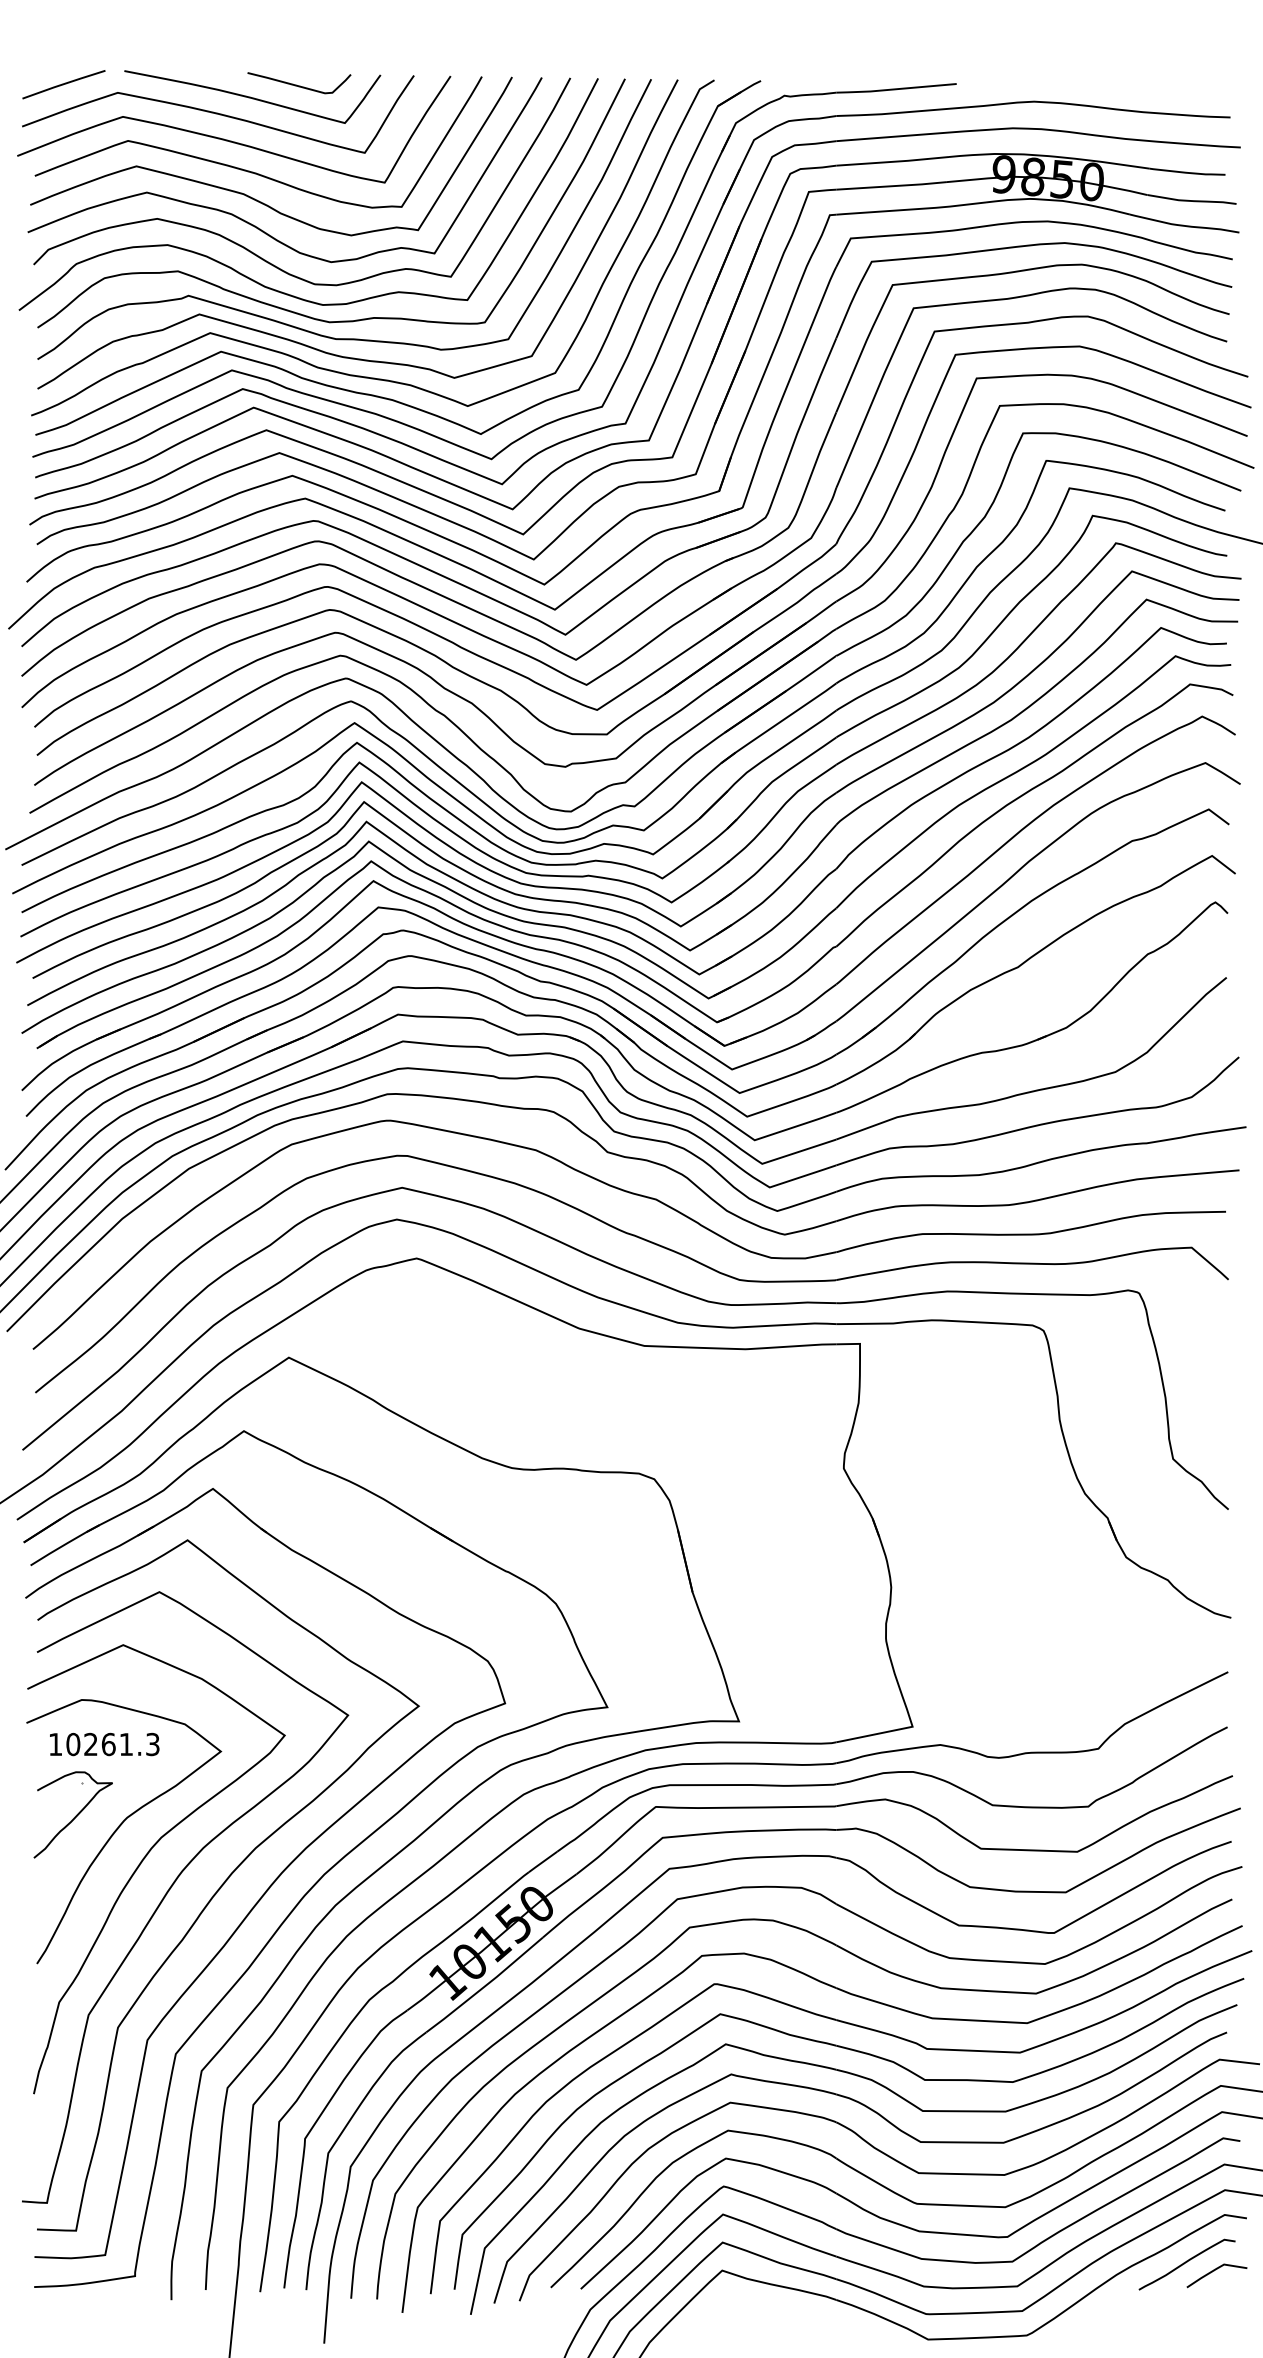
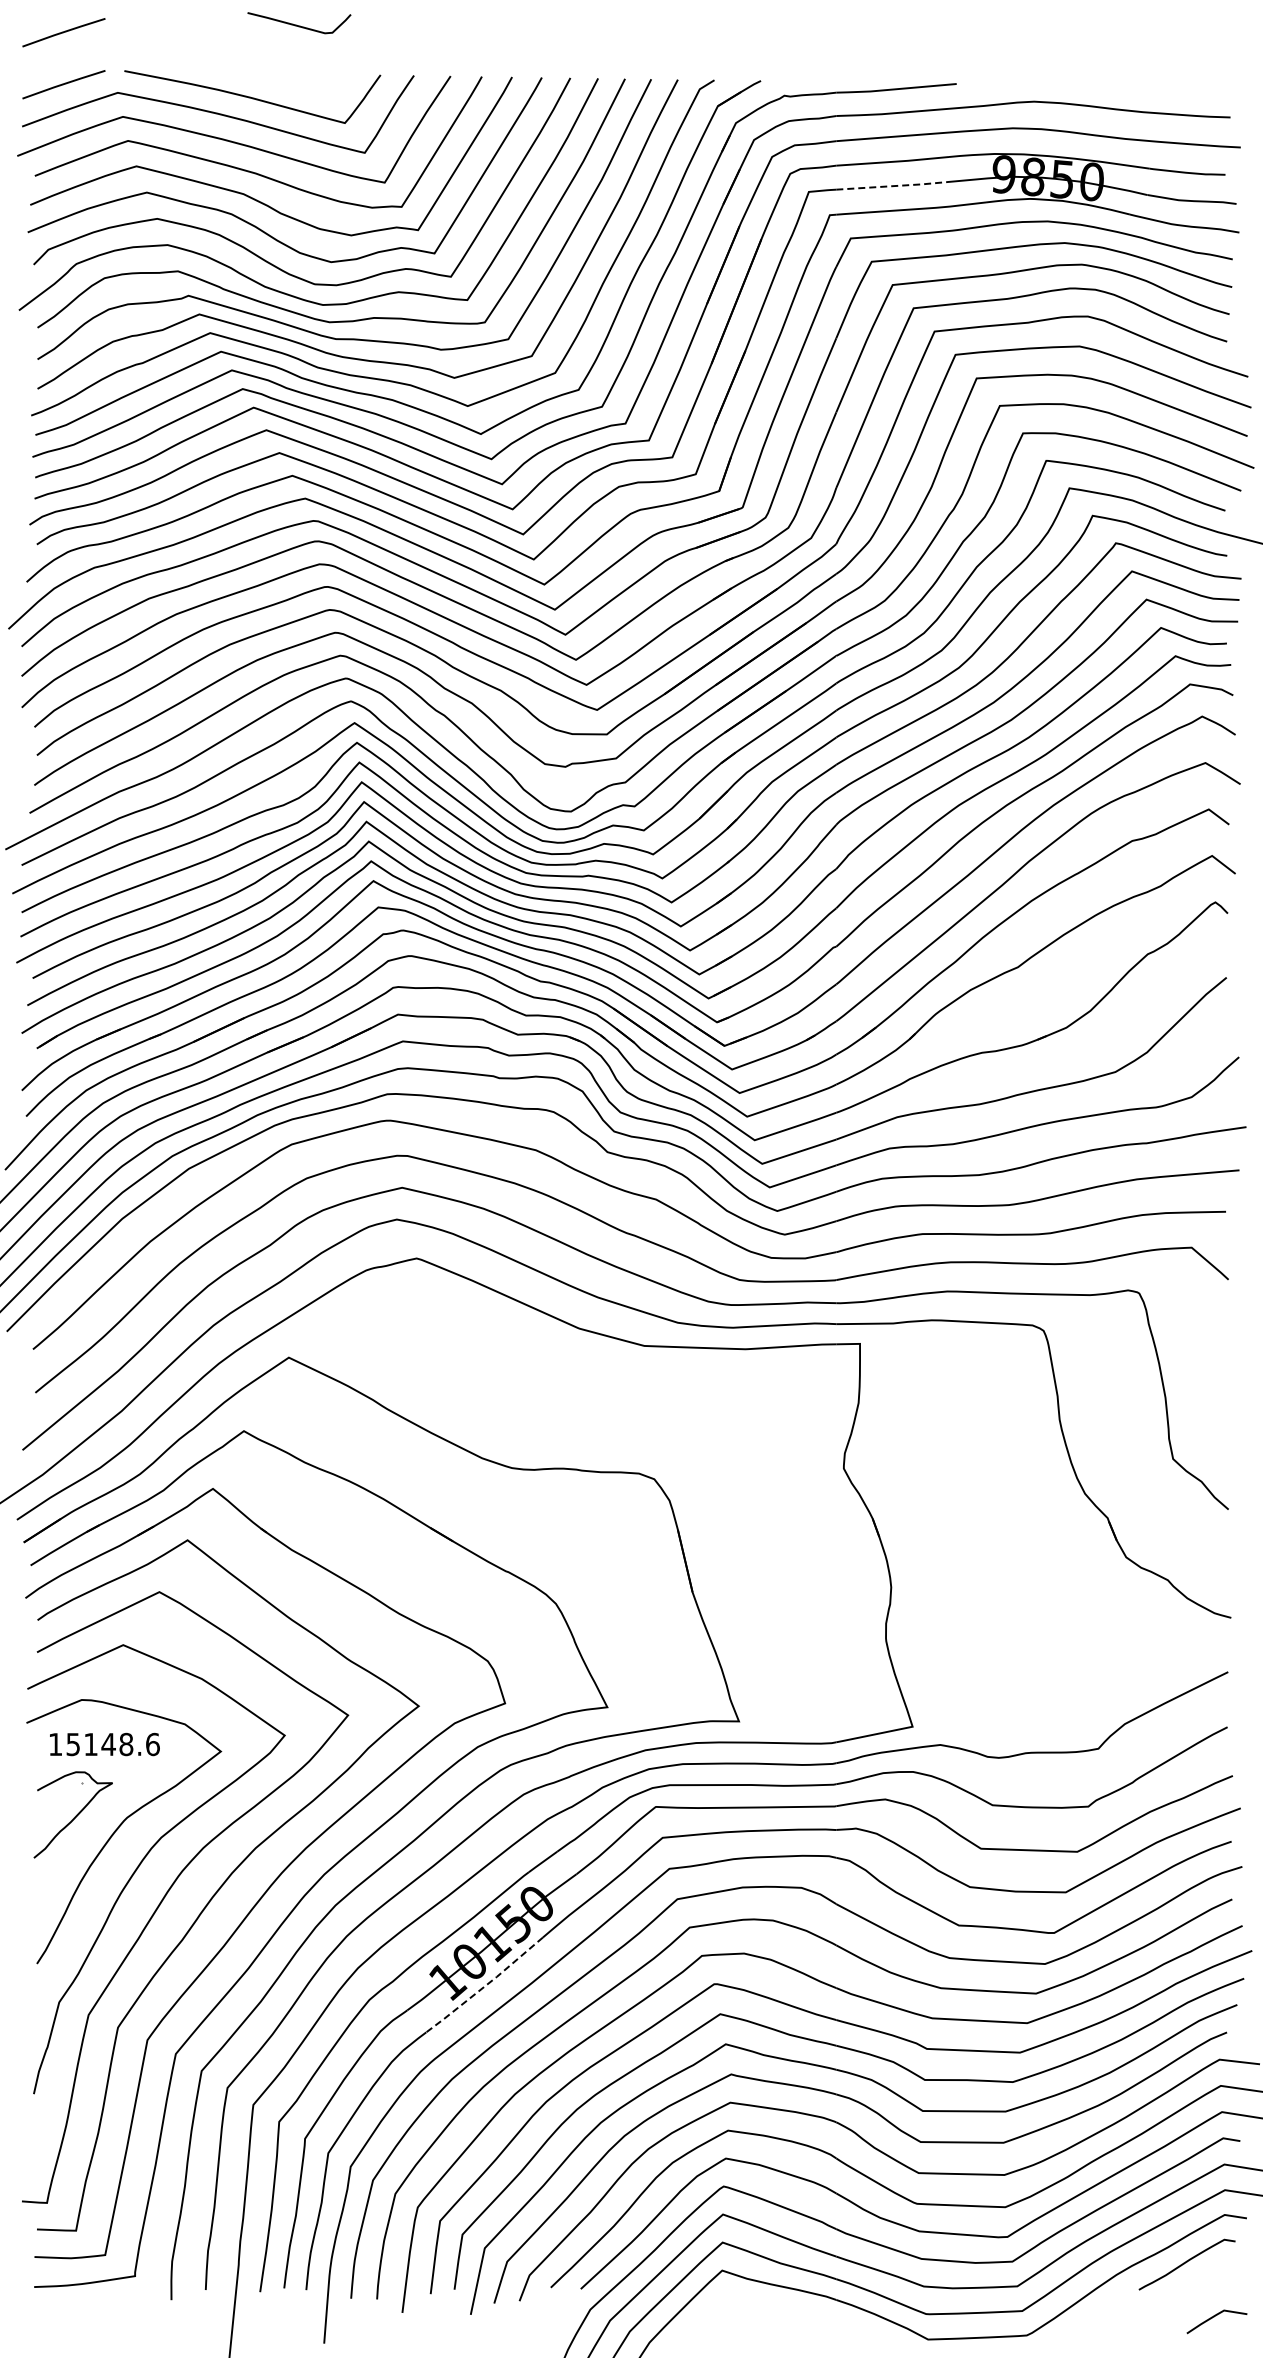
line: none -> present (63, 32)
curve position: (299, 85) -> (299, 25) (299, 25)
line: solid -> dashed (892, 186)
text: 10261.3 -> 15148.6 (112, 1744)
line: solid -> dashed (485, 1986)
line position: (1214, 2271) -> (1214, 2317) (1214, 2317)
